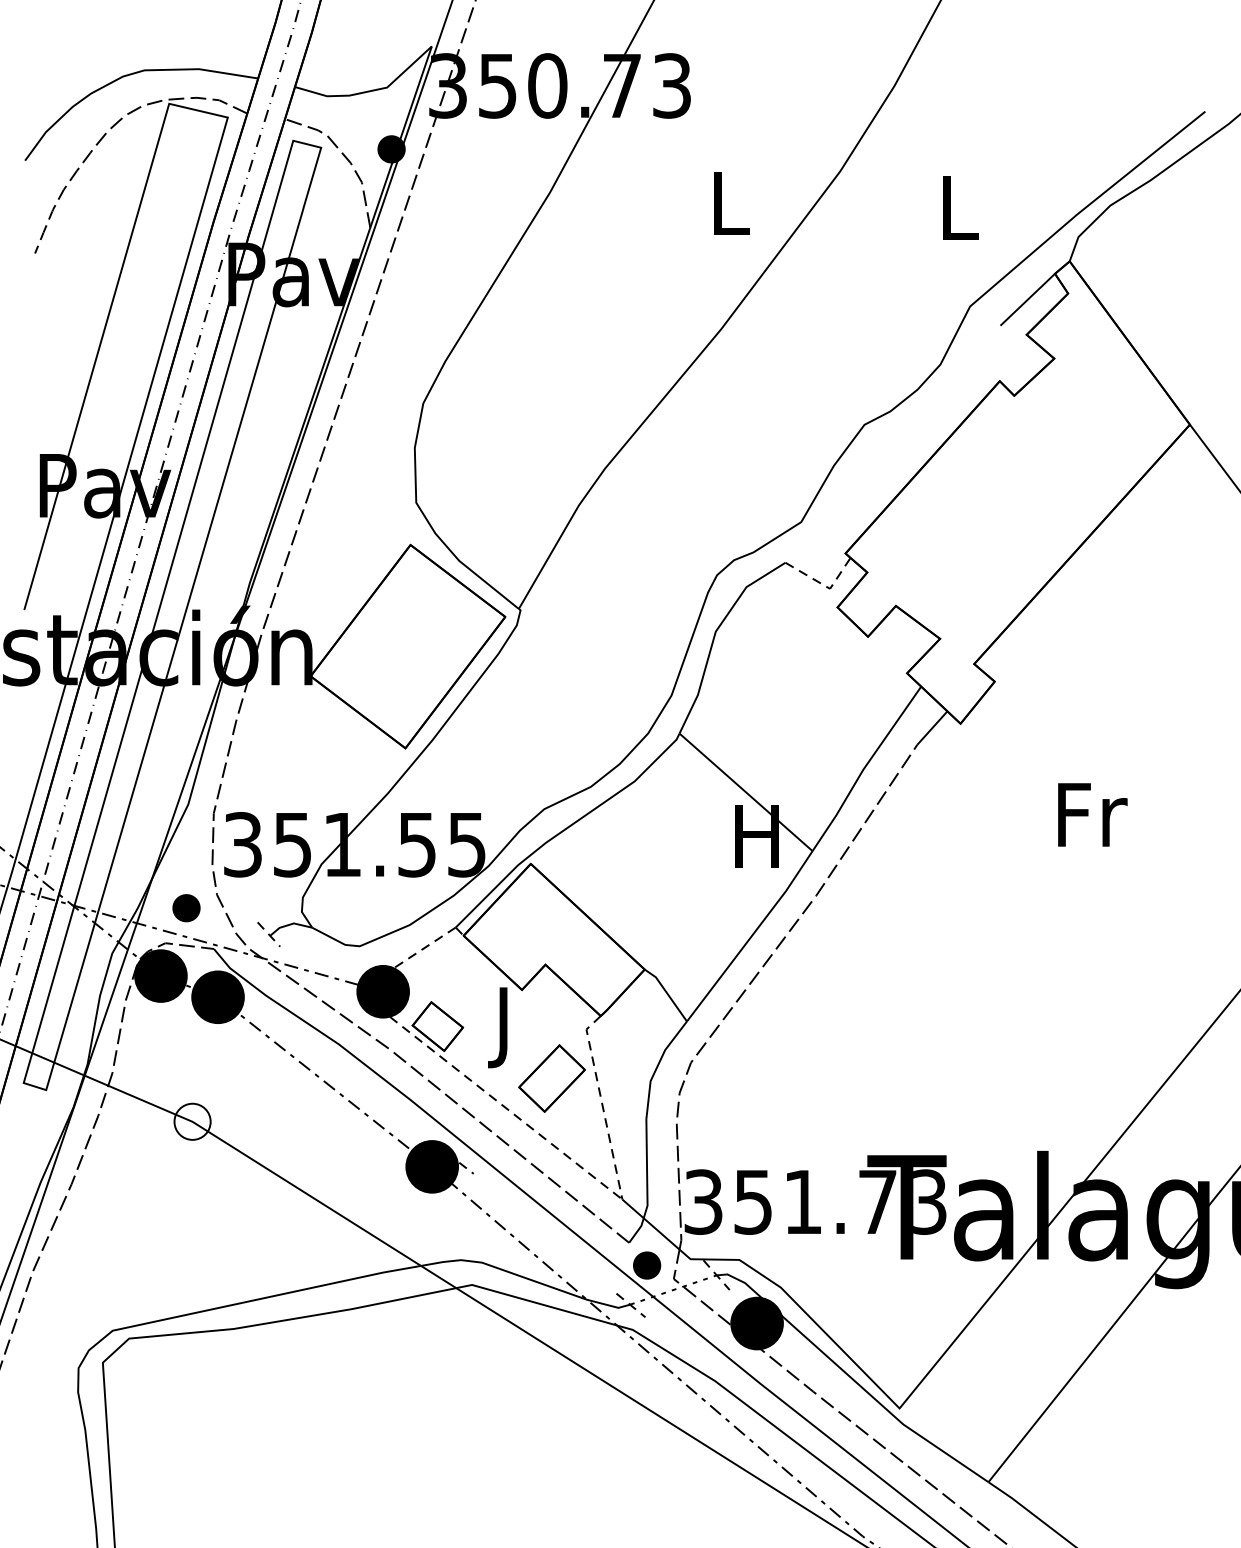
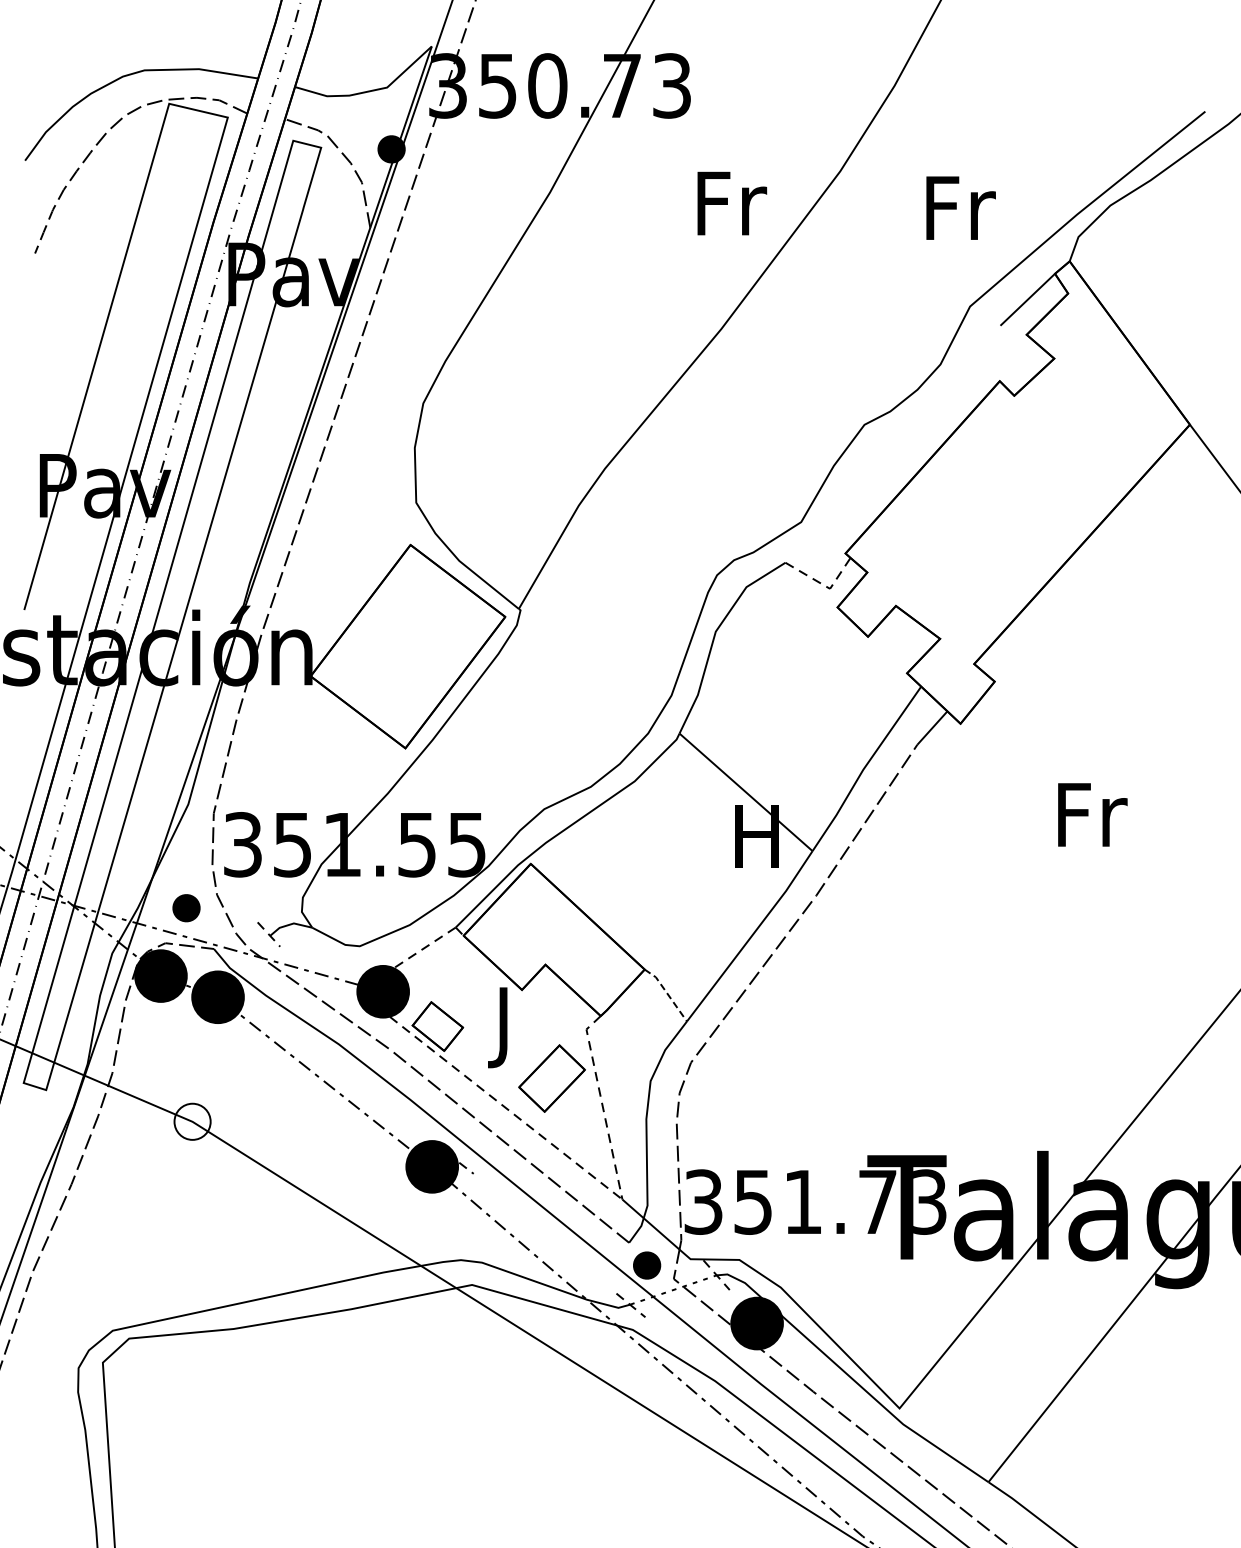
text: L -> Fr (732, 203)
text: L -> Fr (960, 207)
line: solid -> dashed (667, 993)
